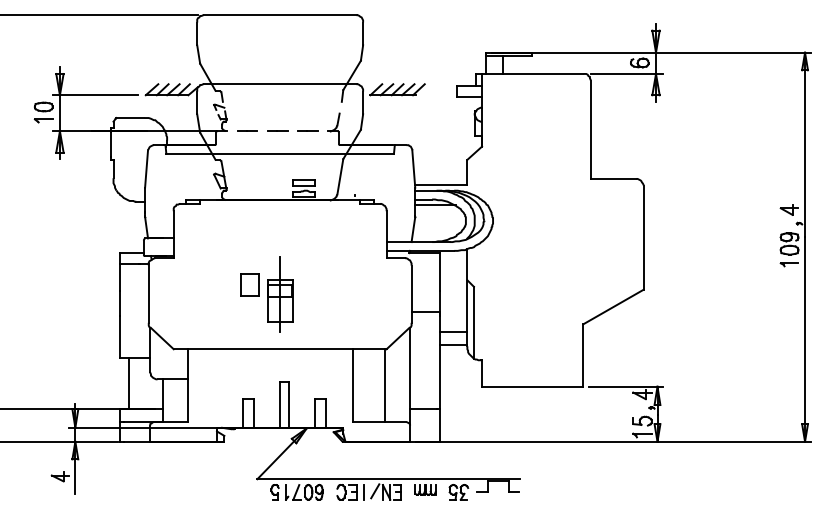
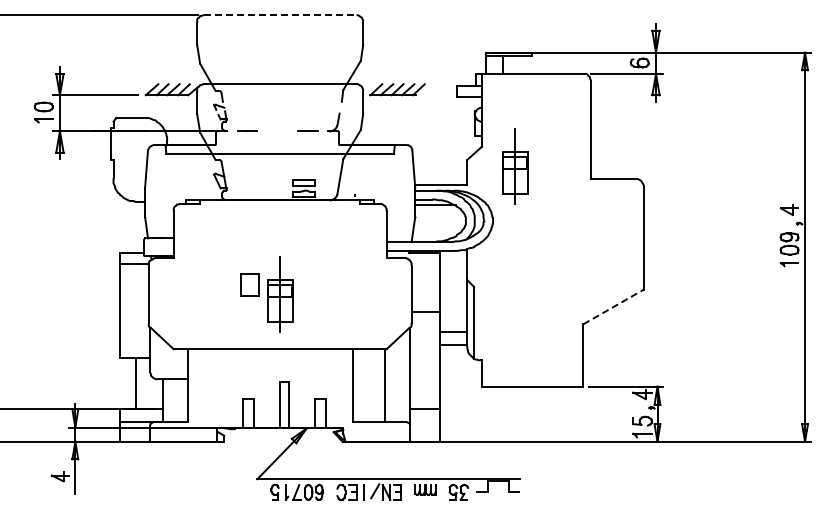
line: solid -> dashed (280, 15)
line: present -> none (277, 130)
part: none -> present (515, 166)
line: solid -> dashed (613, 307)
line position: (128, 383) -> (135, 383) (135, 383)
